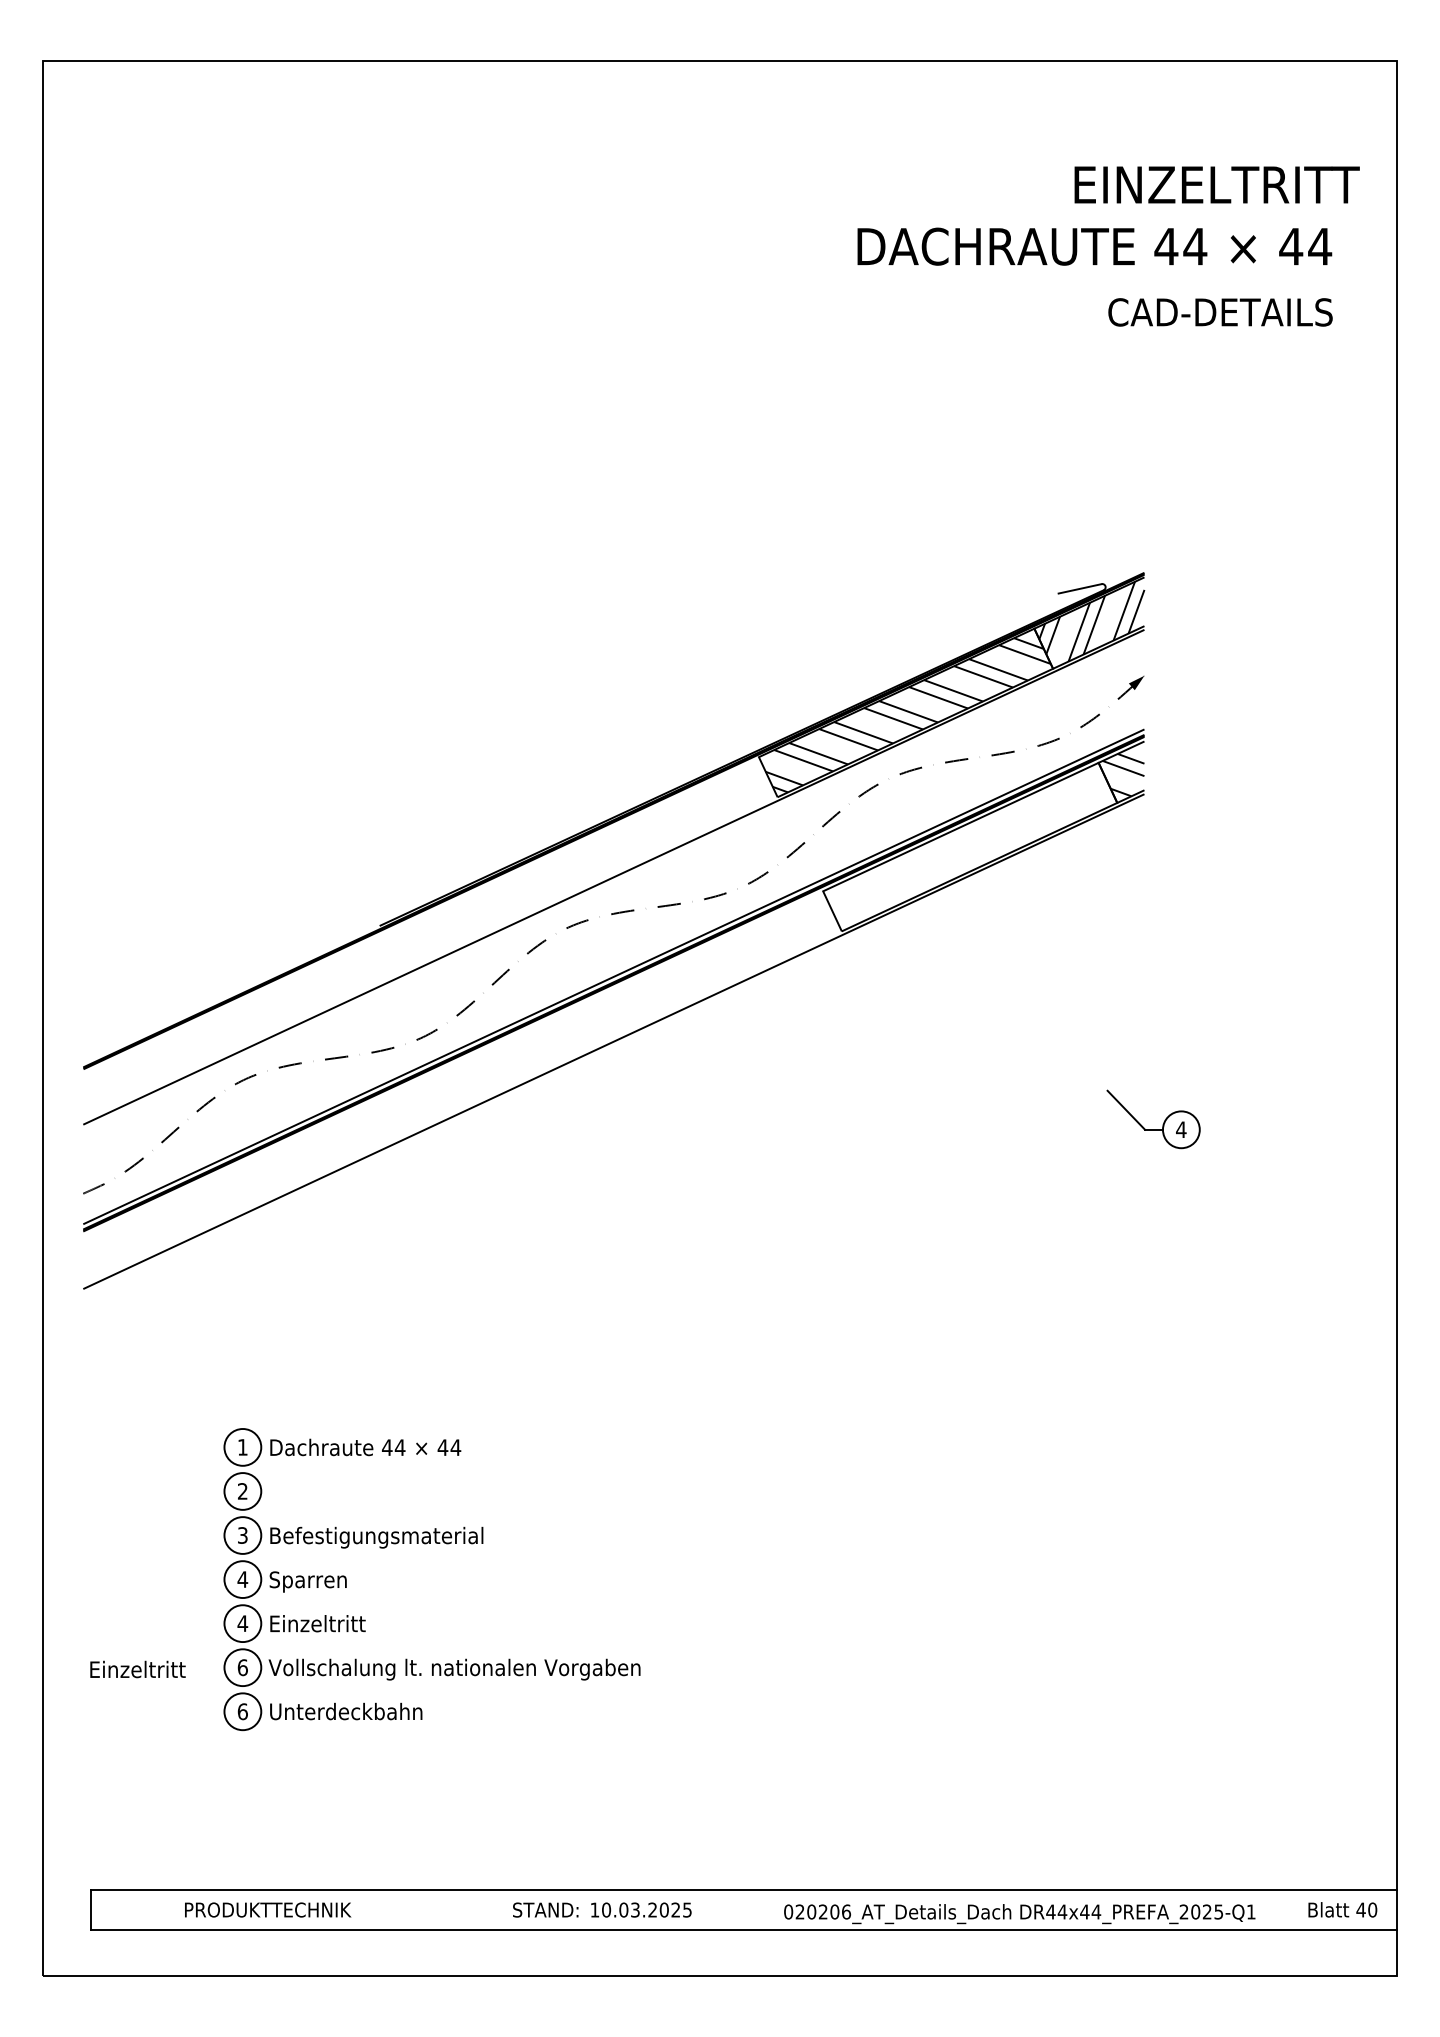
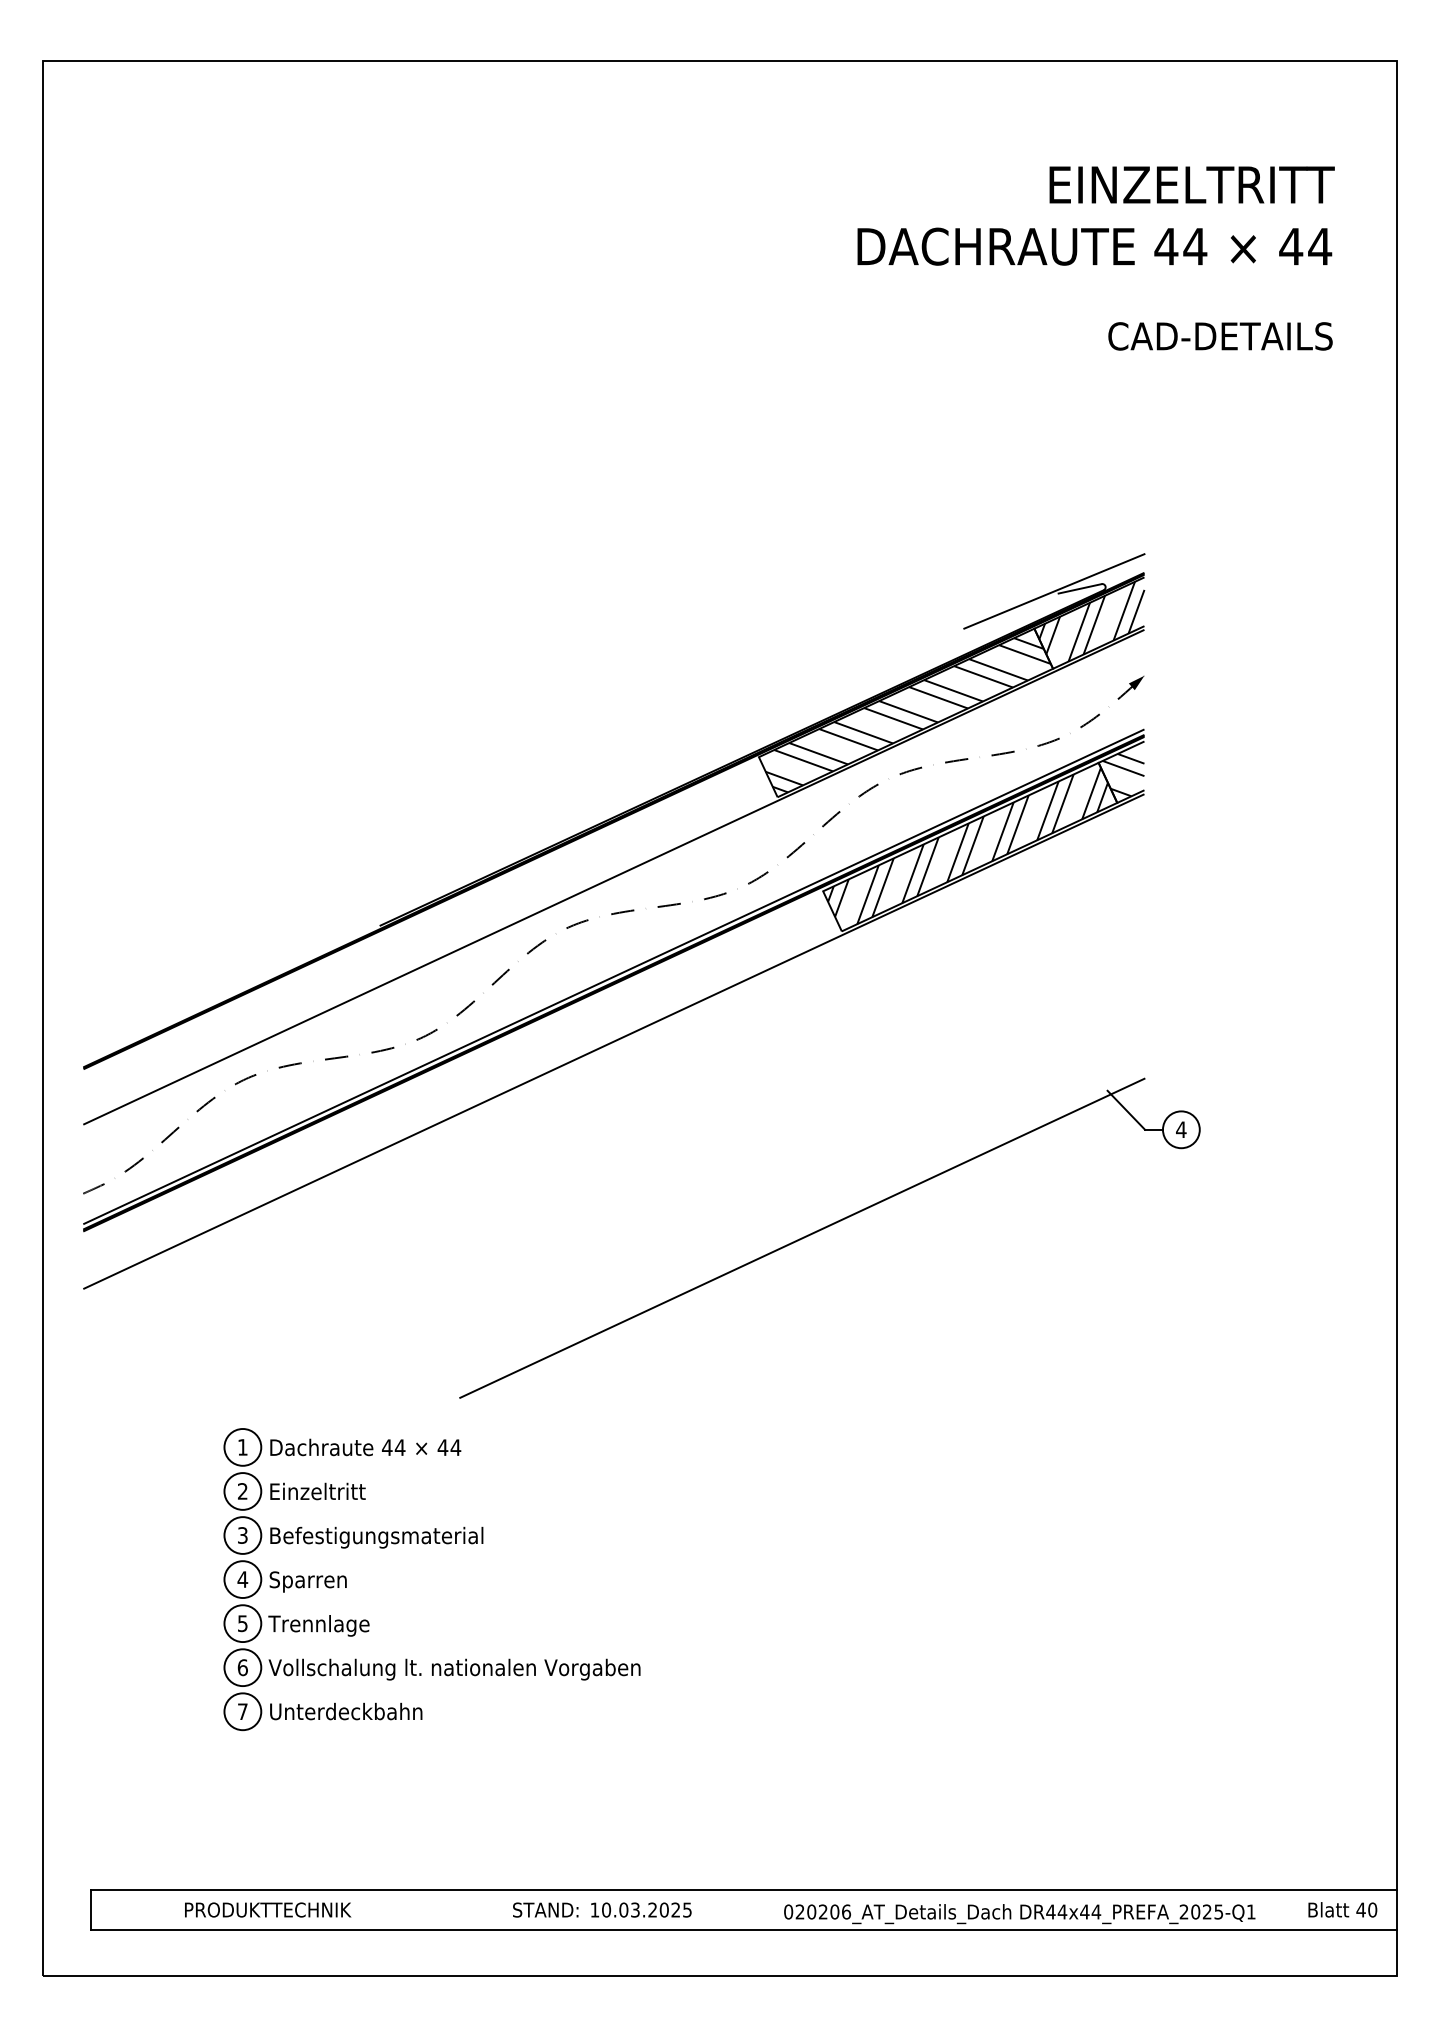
text position: (1216, 184) -> (1191, 184) (1191, 184)
text position: (1220, 312) -> (1220, 336) (1220, 336)
line: none -> present (1054, 591)
hatch: none -> present (967, 845)
line: none -> present (802, 1237)
text: 4 -> 5 (242, 1623)
text: Einzeltritt -> Trennlage (318, 1625)
text position: (137, 1669) -> (317, 1491) (317, 1491)
text: 6 -> 7 (242, 1711)
